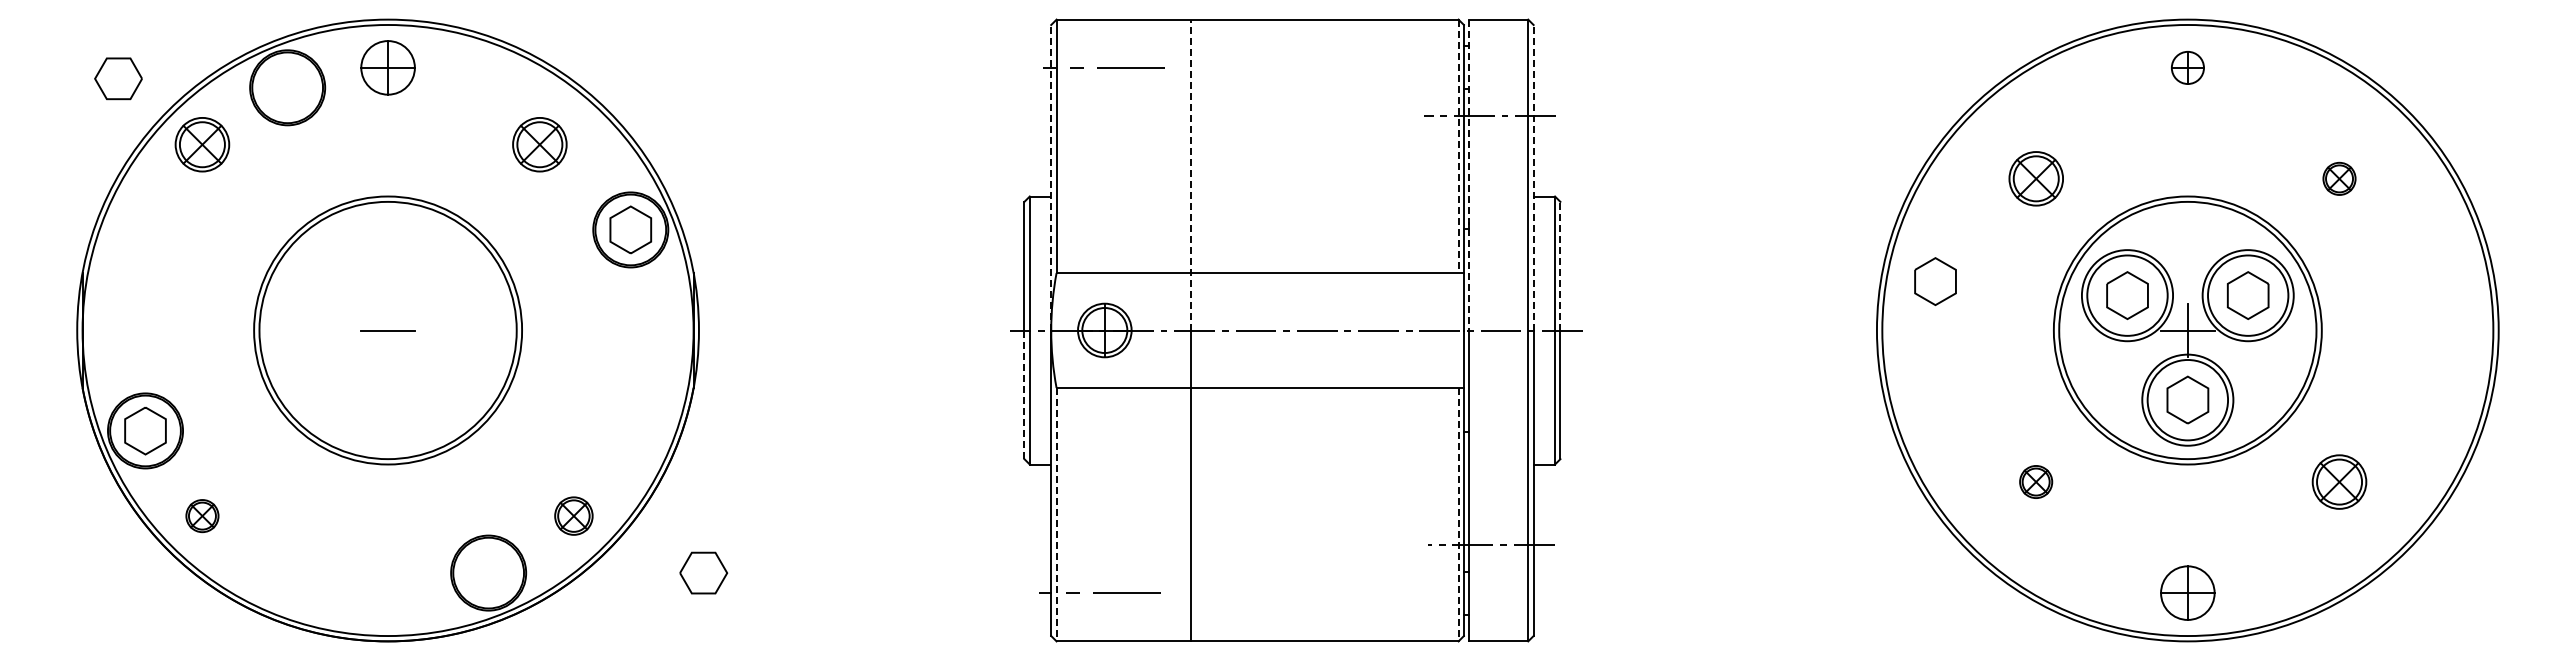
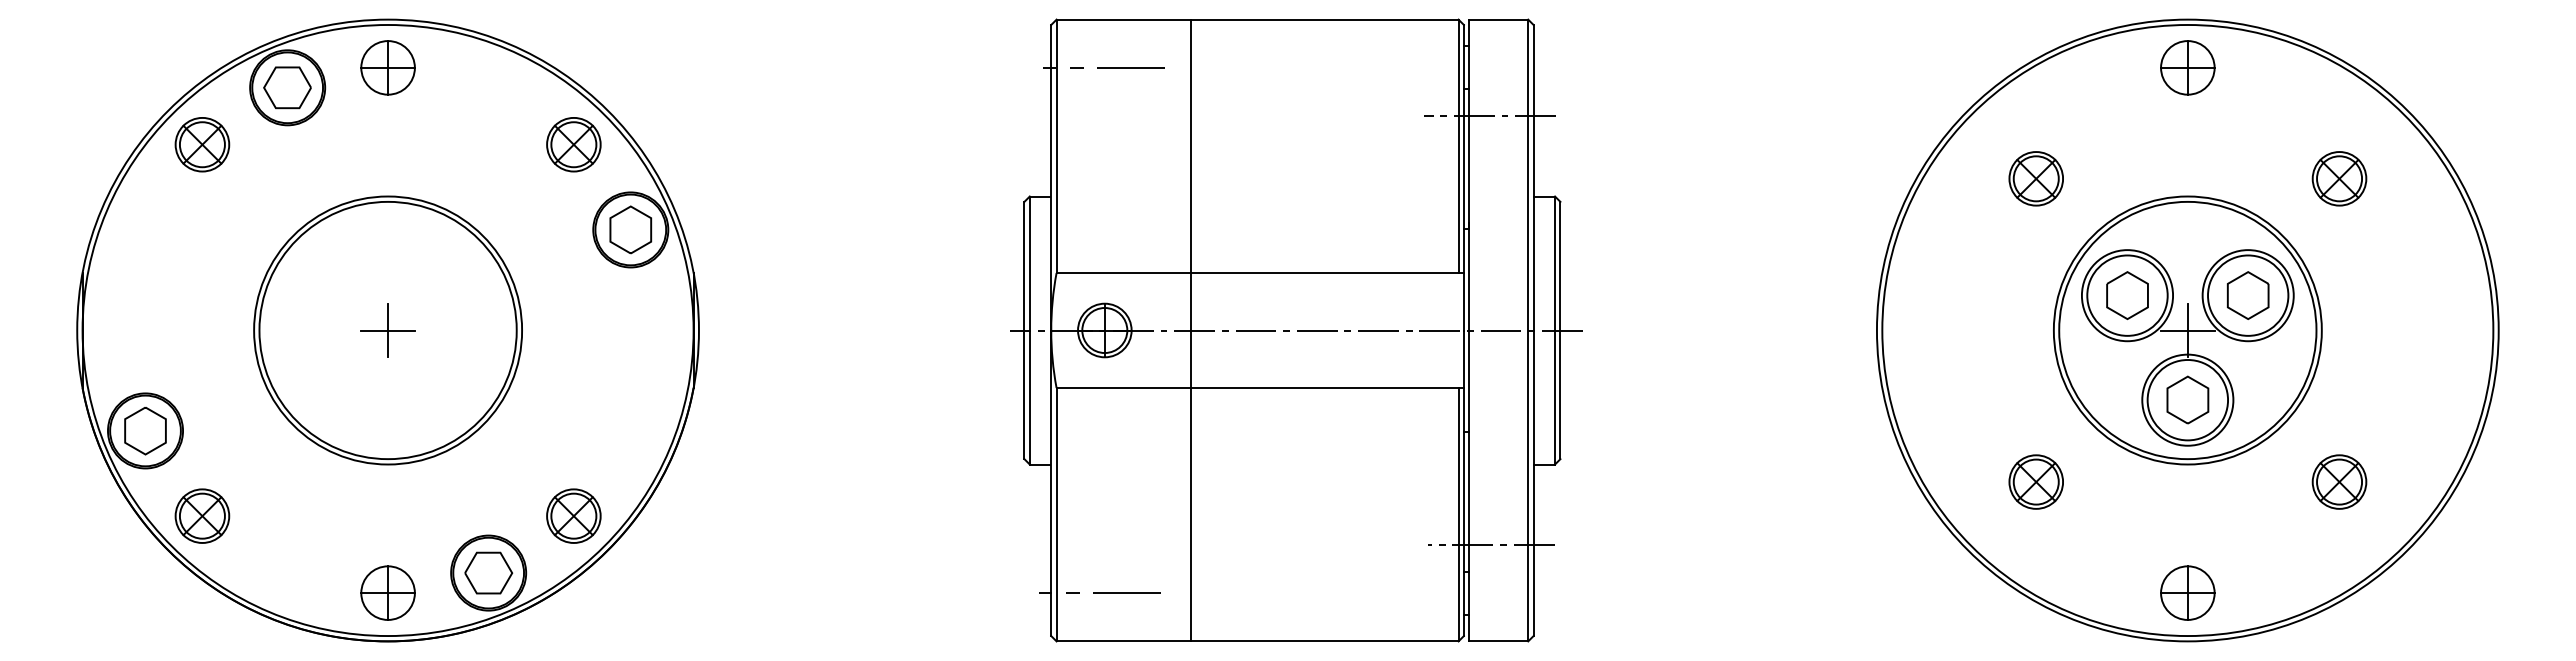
part size: 34x34 px -> 56x56 px (2187, 67)
part position: (118, 78) -> (287, 87) (287, 87)
part position: (539, 144) -> (573, 144) (573, 144)
line: dashed -> solid (1458, 146)
line: dashed -> solid (1190, 174)
line: dashed -> solid (1469, 175)
line: dashed -> solid (1051, 177)
line: dashed -> solid (1533, 177)
part size: 35x35 px -> 57x56 px (2339, 178)
line: dashed -> solid (1560, 265)
part: present -> none (1935, 281)
line: none -> present (388, 330)
line: dashed -> solid (1024, 395)
part size: 35x34 px -> 56x56 px (2035, 481)
line: dashed -> solid (1056, 514)
line: dashed -> solid (1458, 514)
part size: 40x40 px -> 56x56 px (573, 515)
part size: 35x35 px -> 57x56 px (202, 515)
part position: (703, 572) -> (488, 572) (488, 572)
part: none -> present (387, 592)
